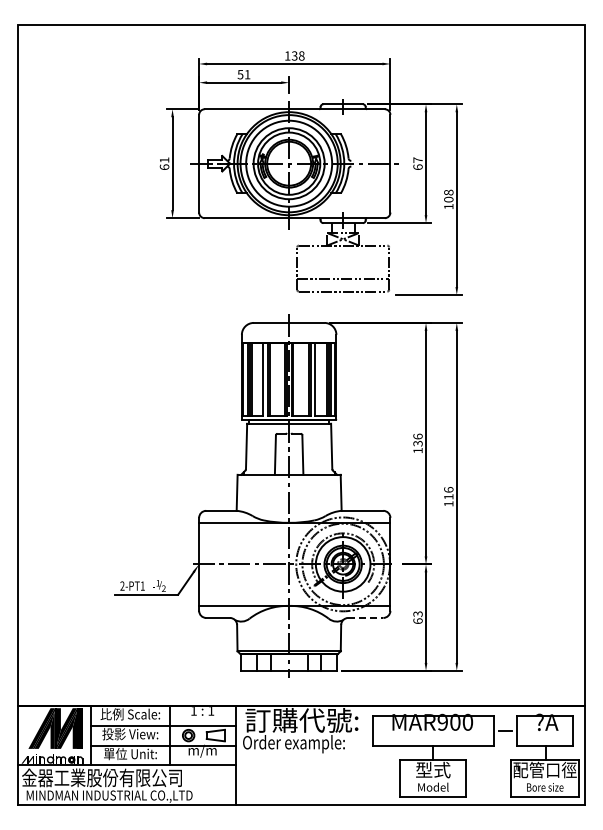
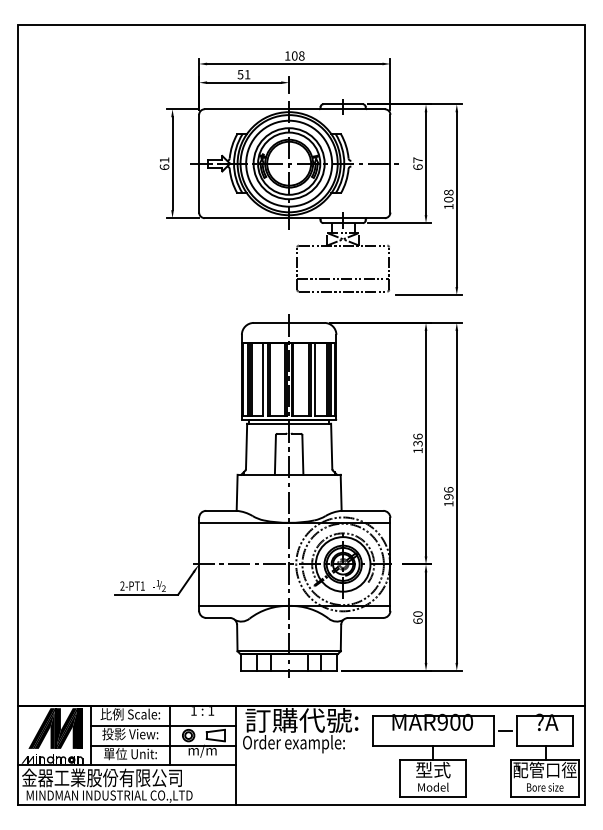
text: 138 -> 108 (294, 55)
text: 116 -> 196 (448, 496)
text: 63 -> 60 (417, 613)
line: dashed -> solid (365, 617)
